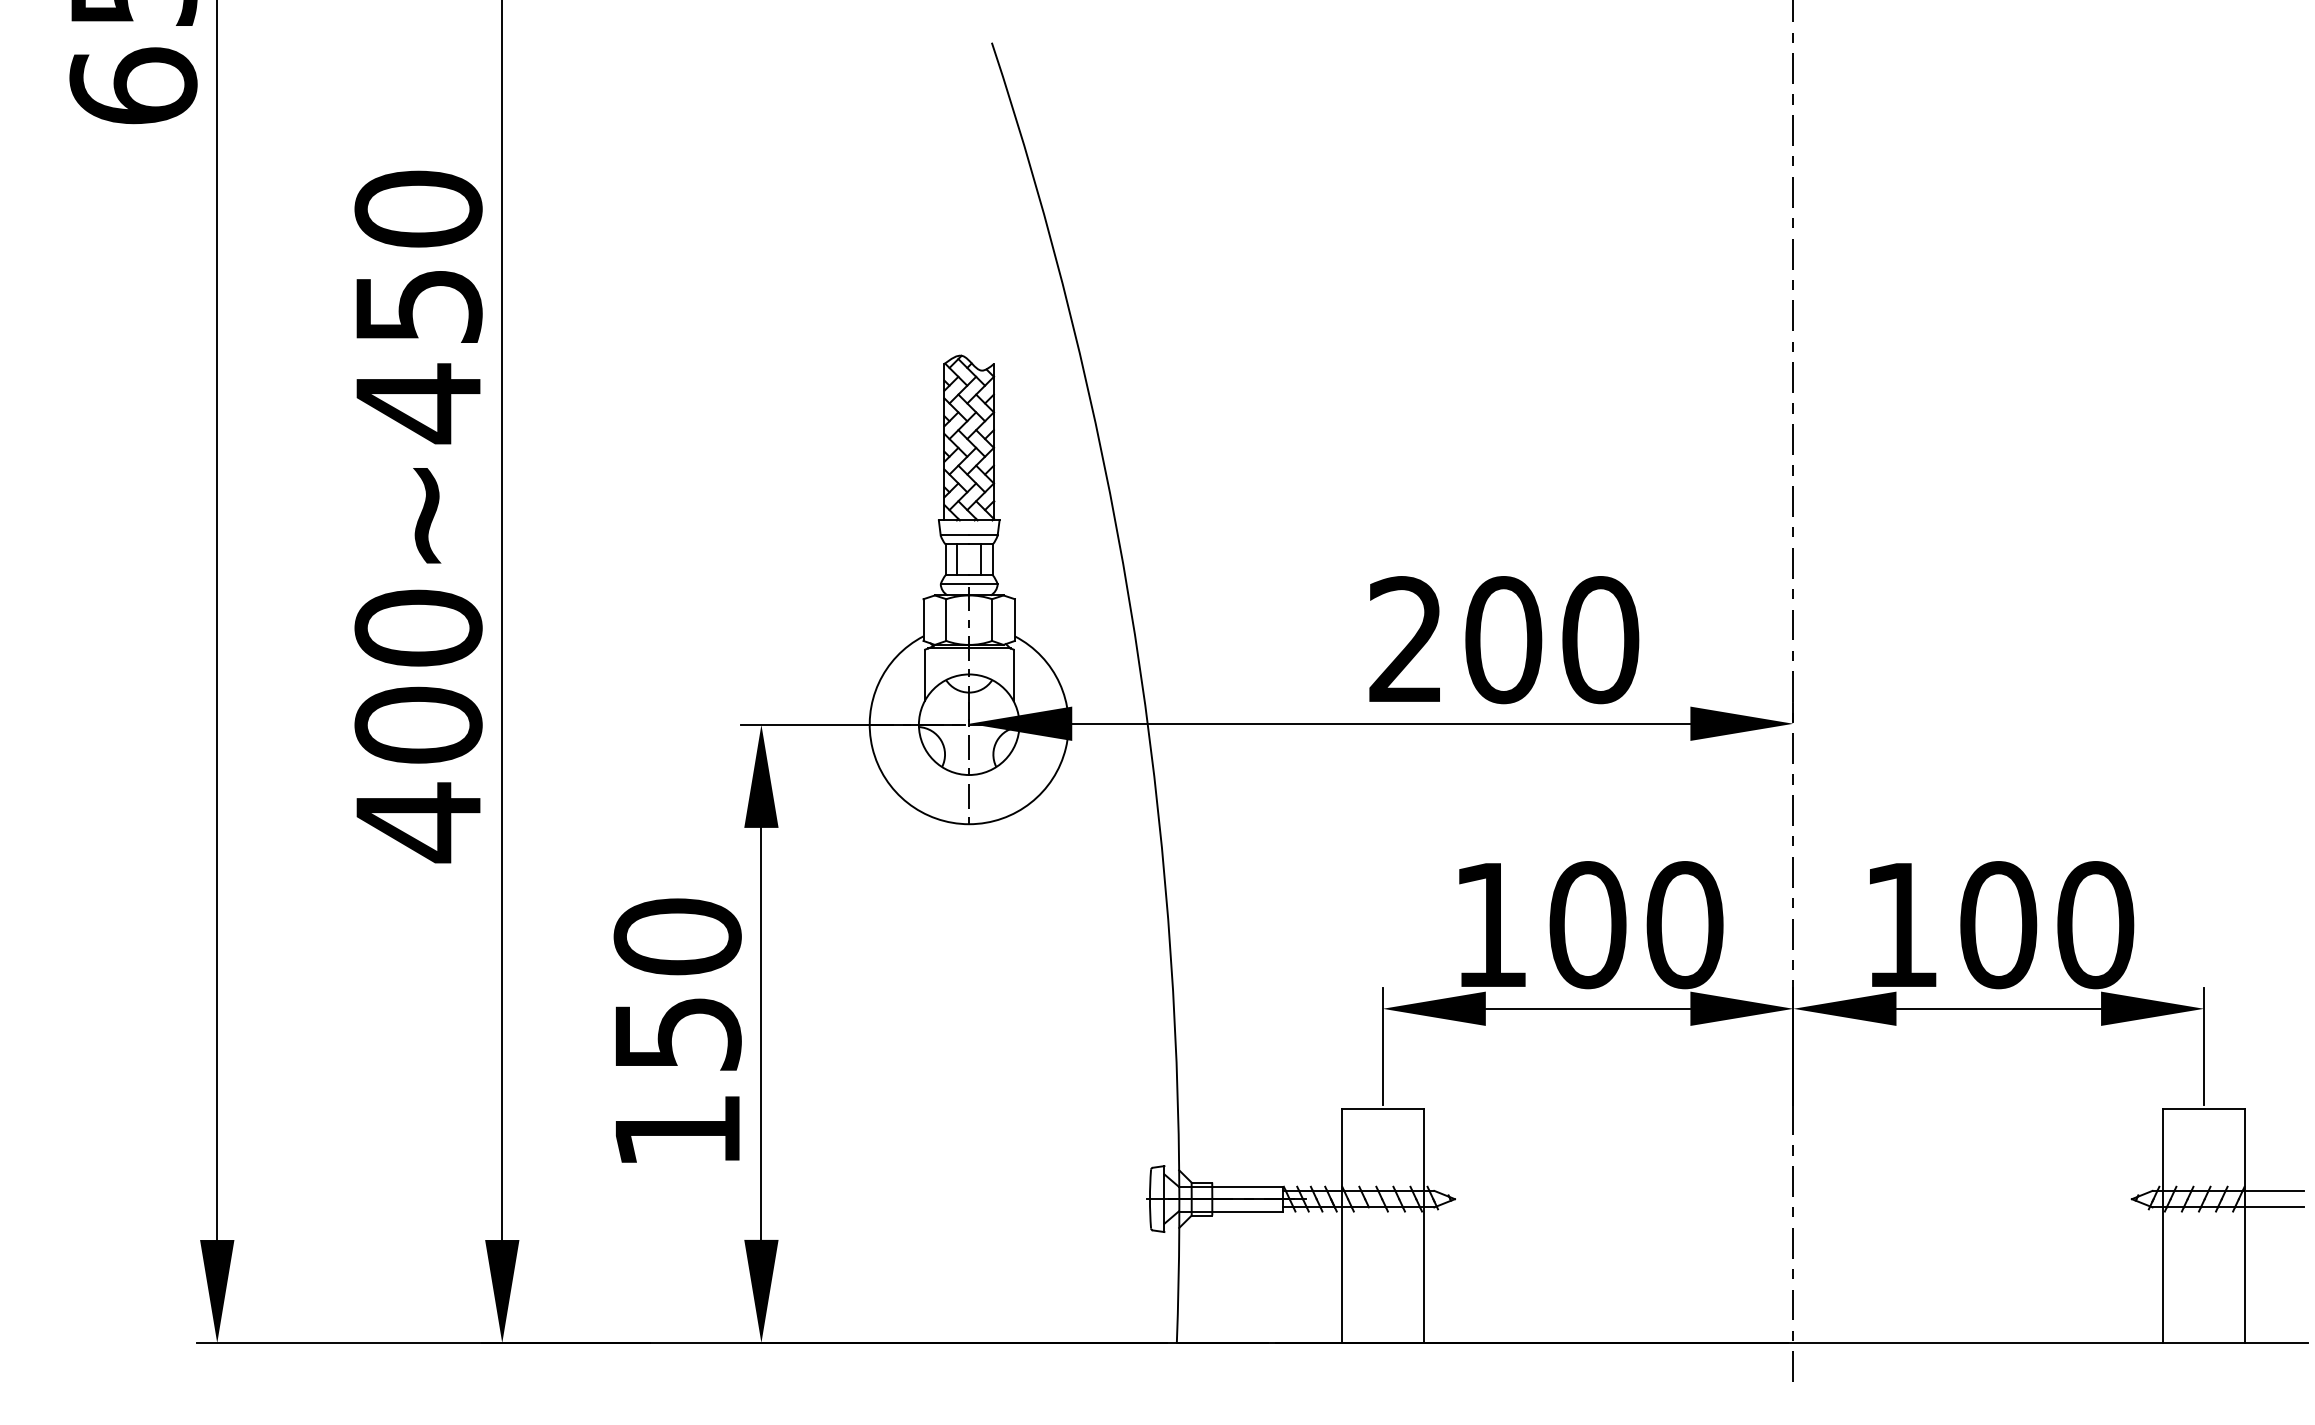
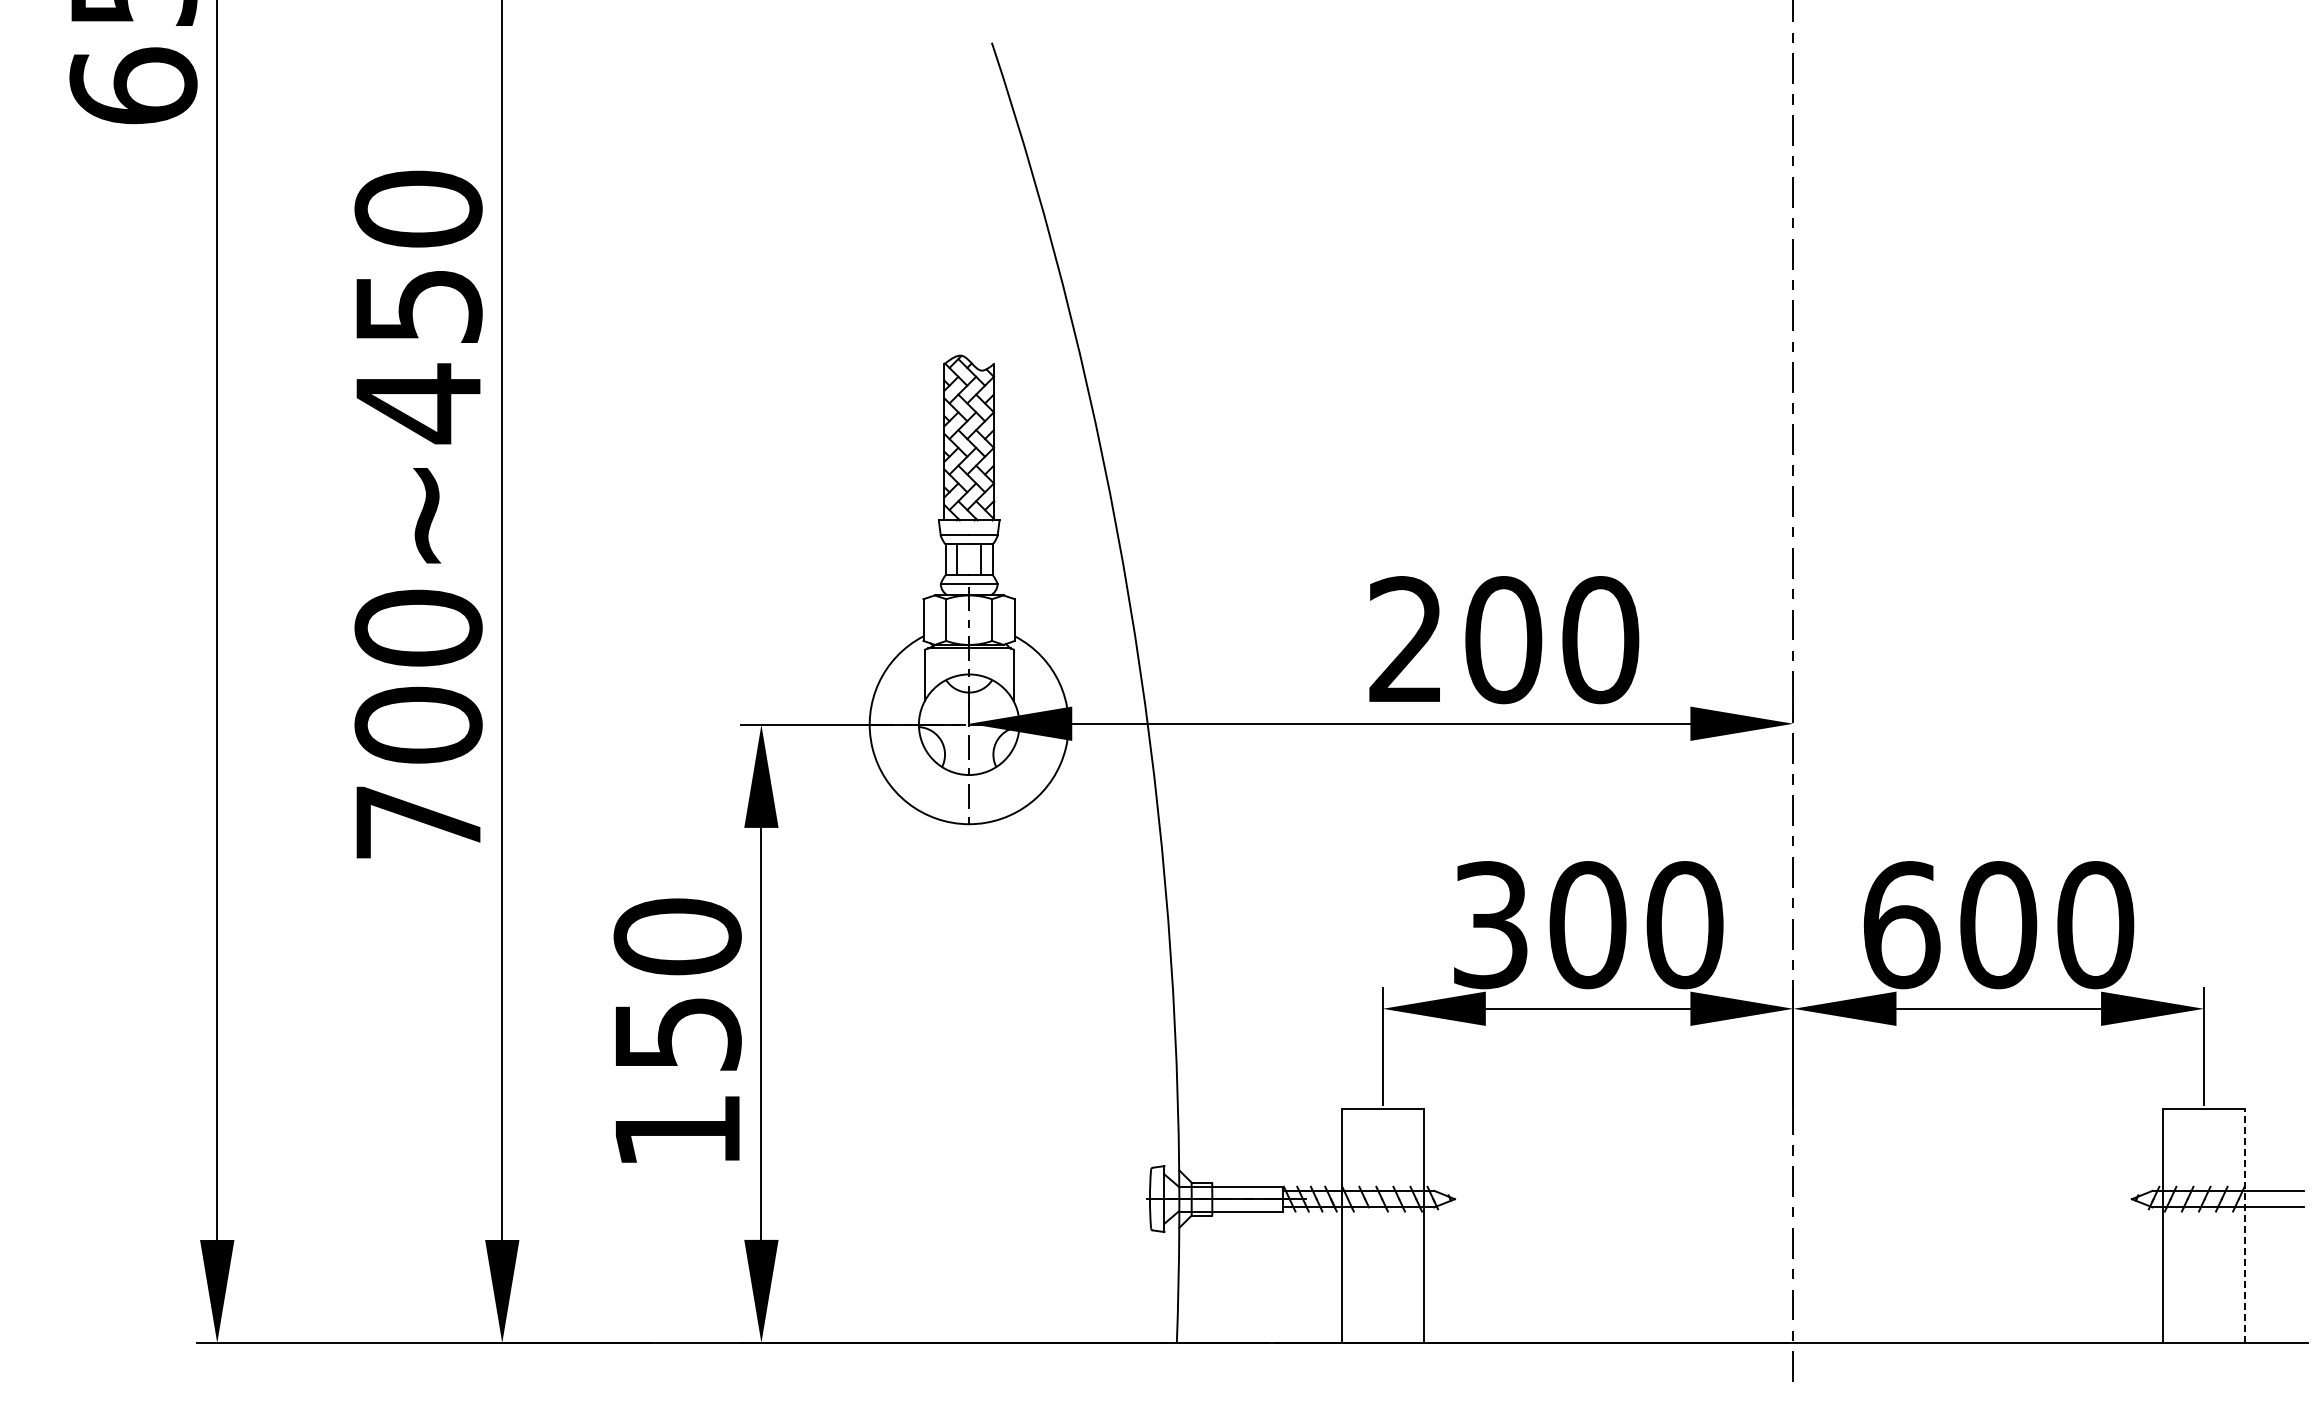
text: 400~450 -> 700~450 (418, 822)
text: 100 -> 300 (1490, 925)
text: 100 -> 600 (1901, 925)
line: solid -> dashed (2245, 1225)
